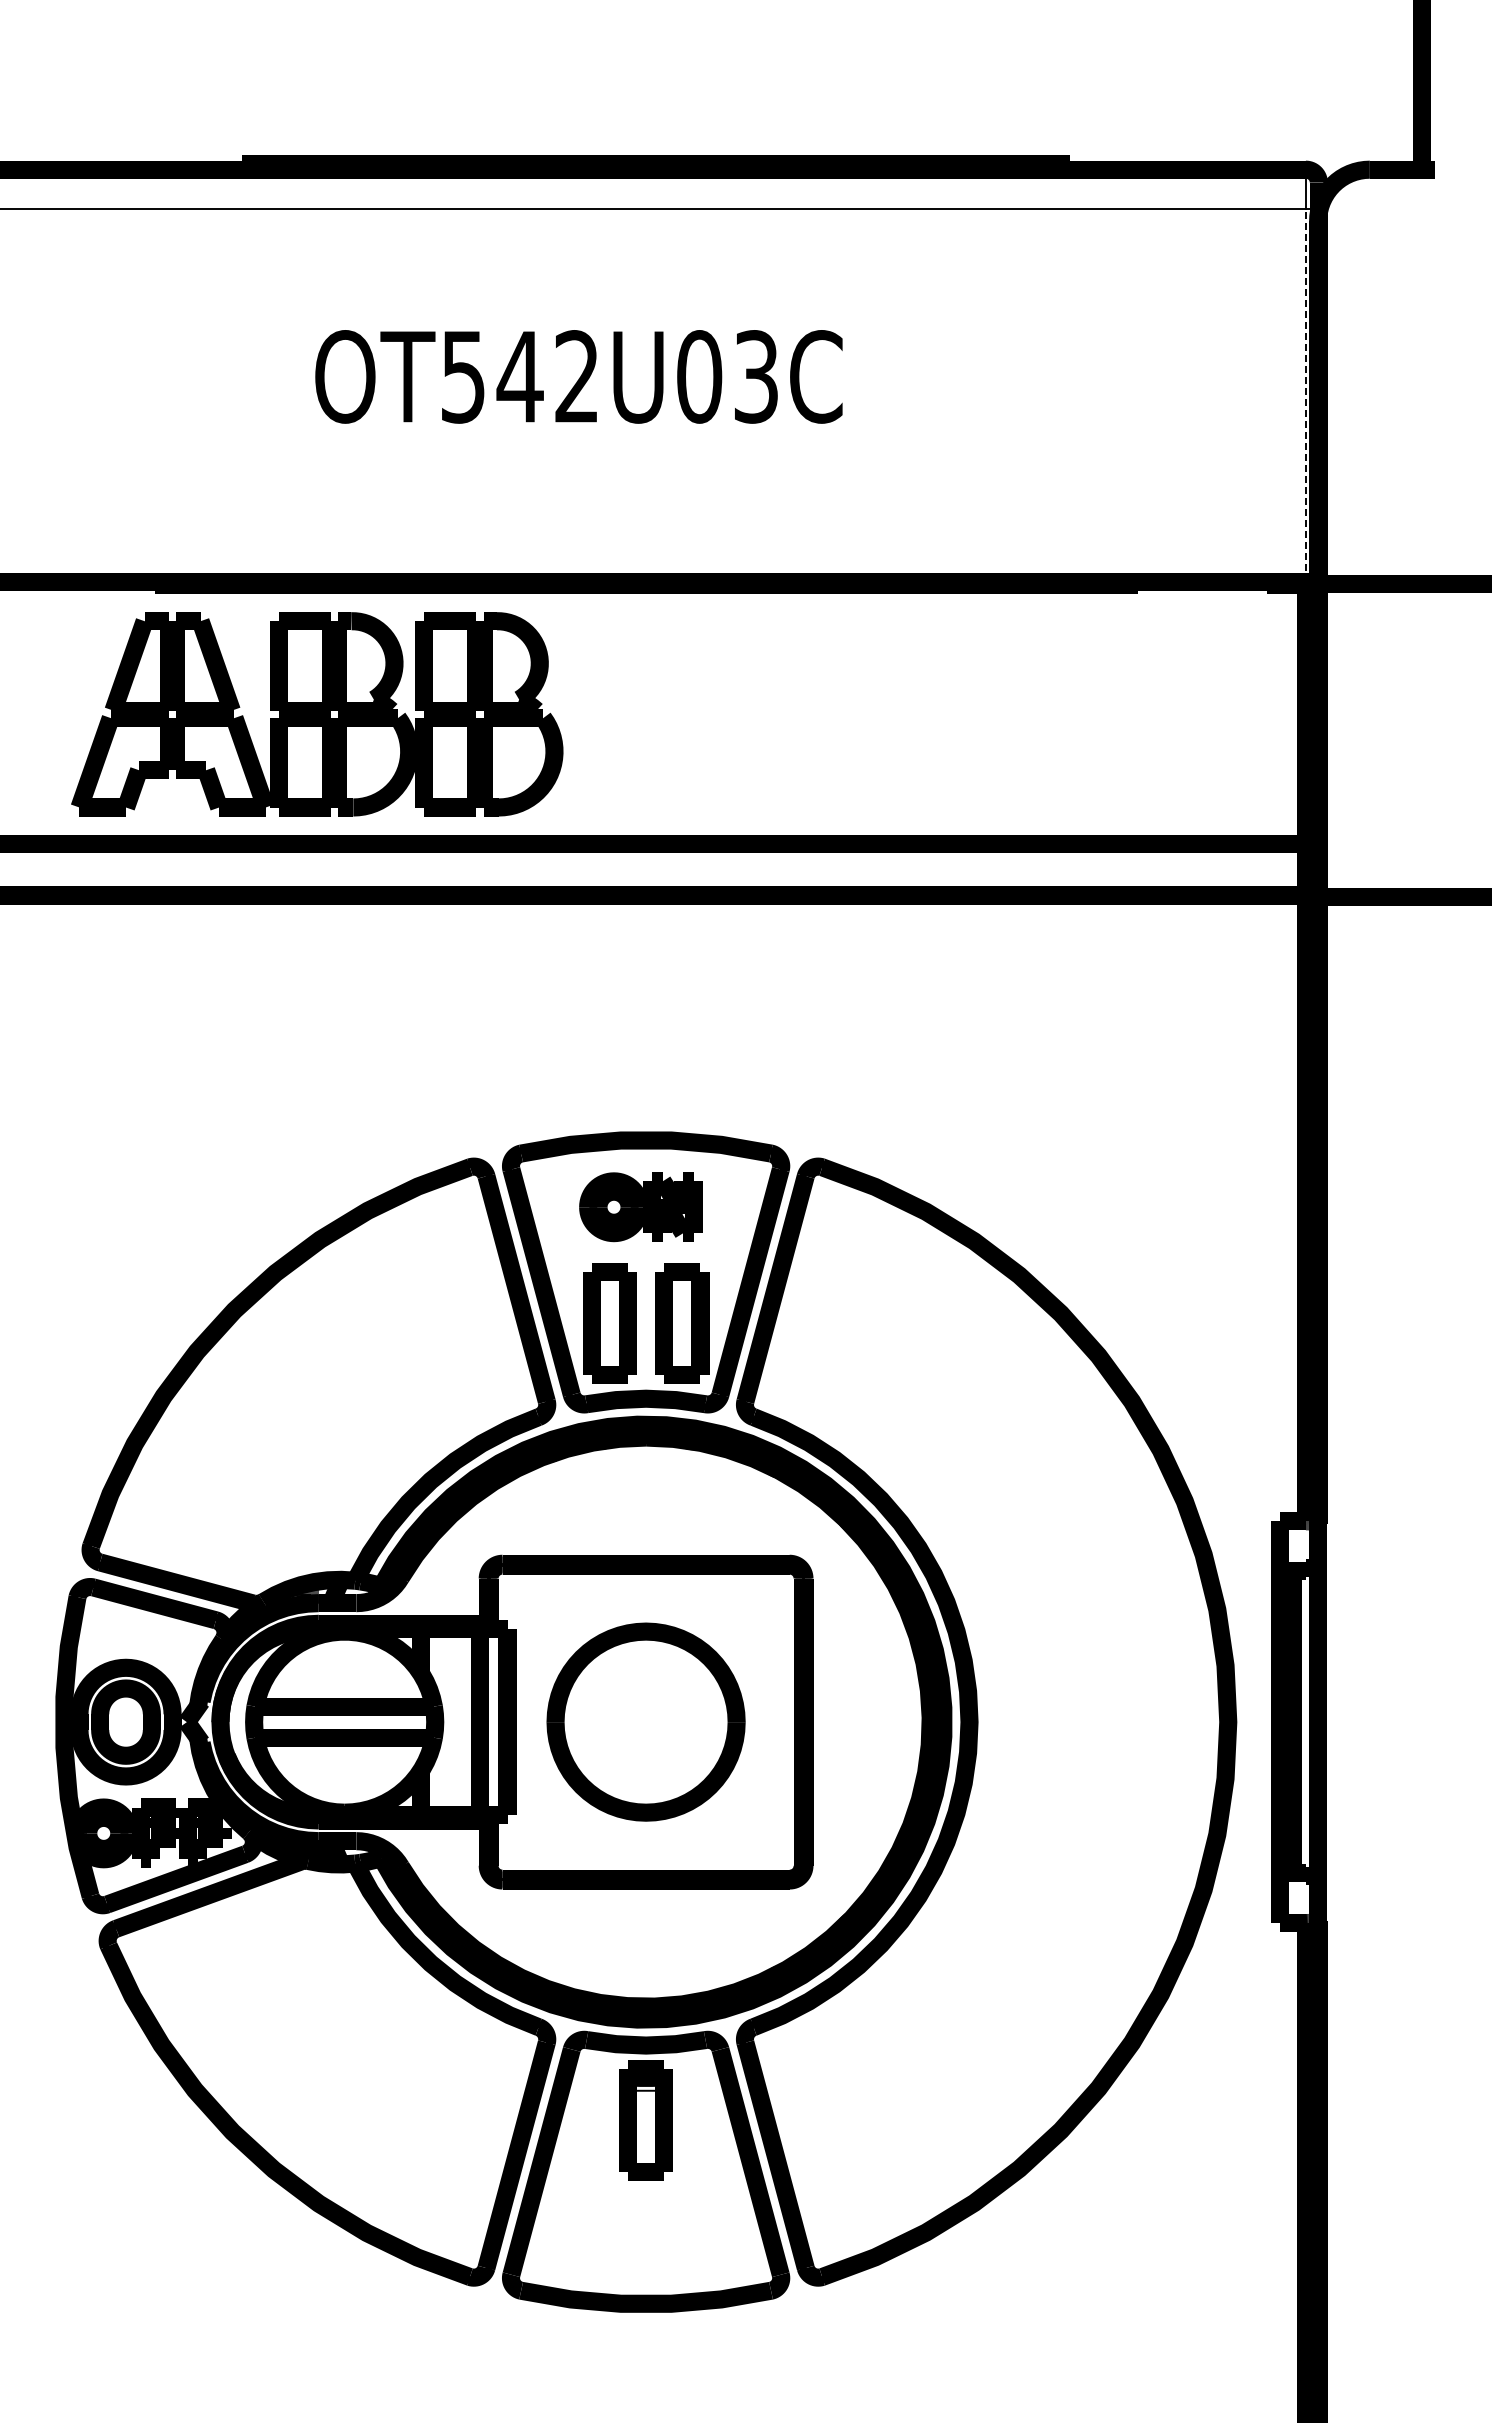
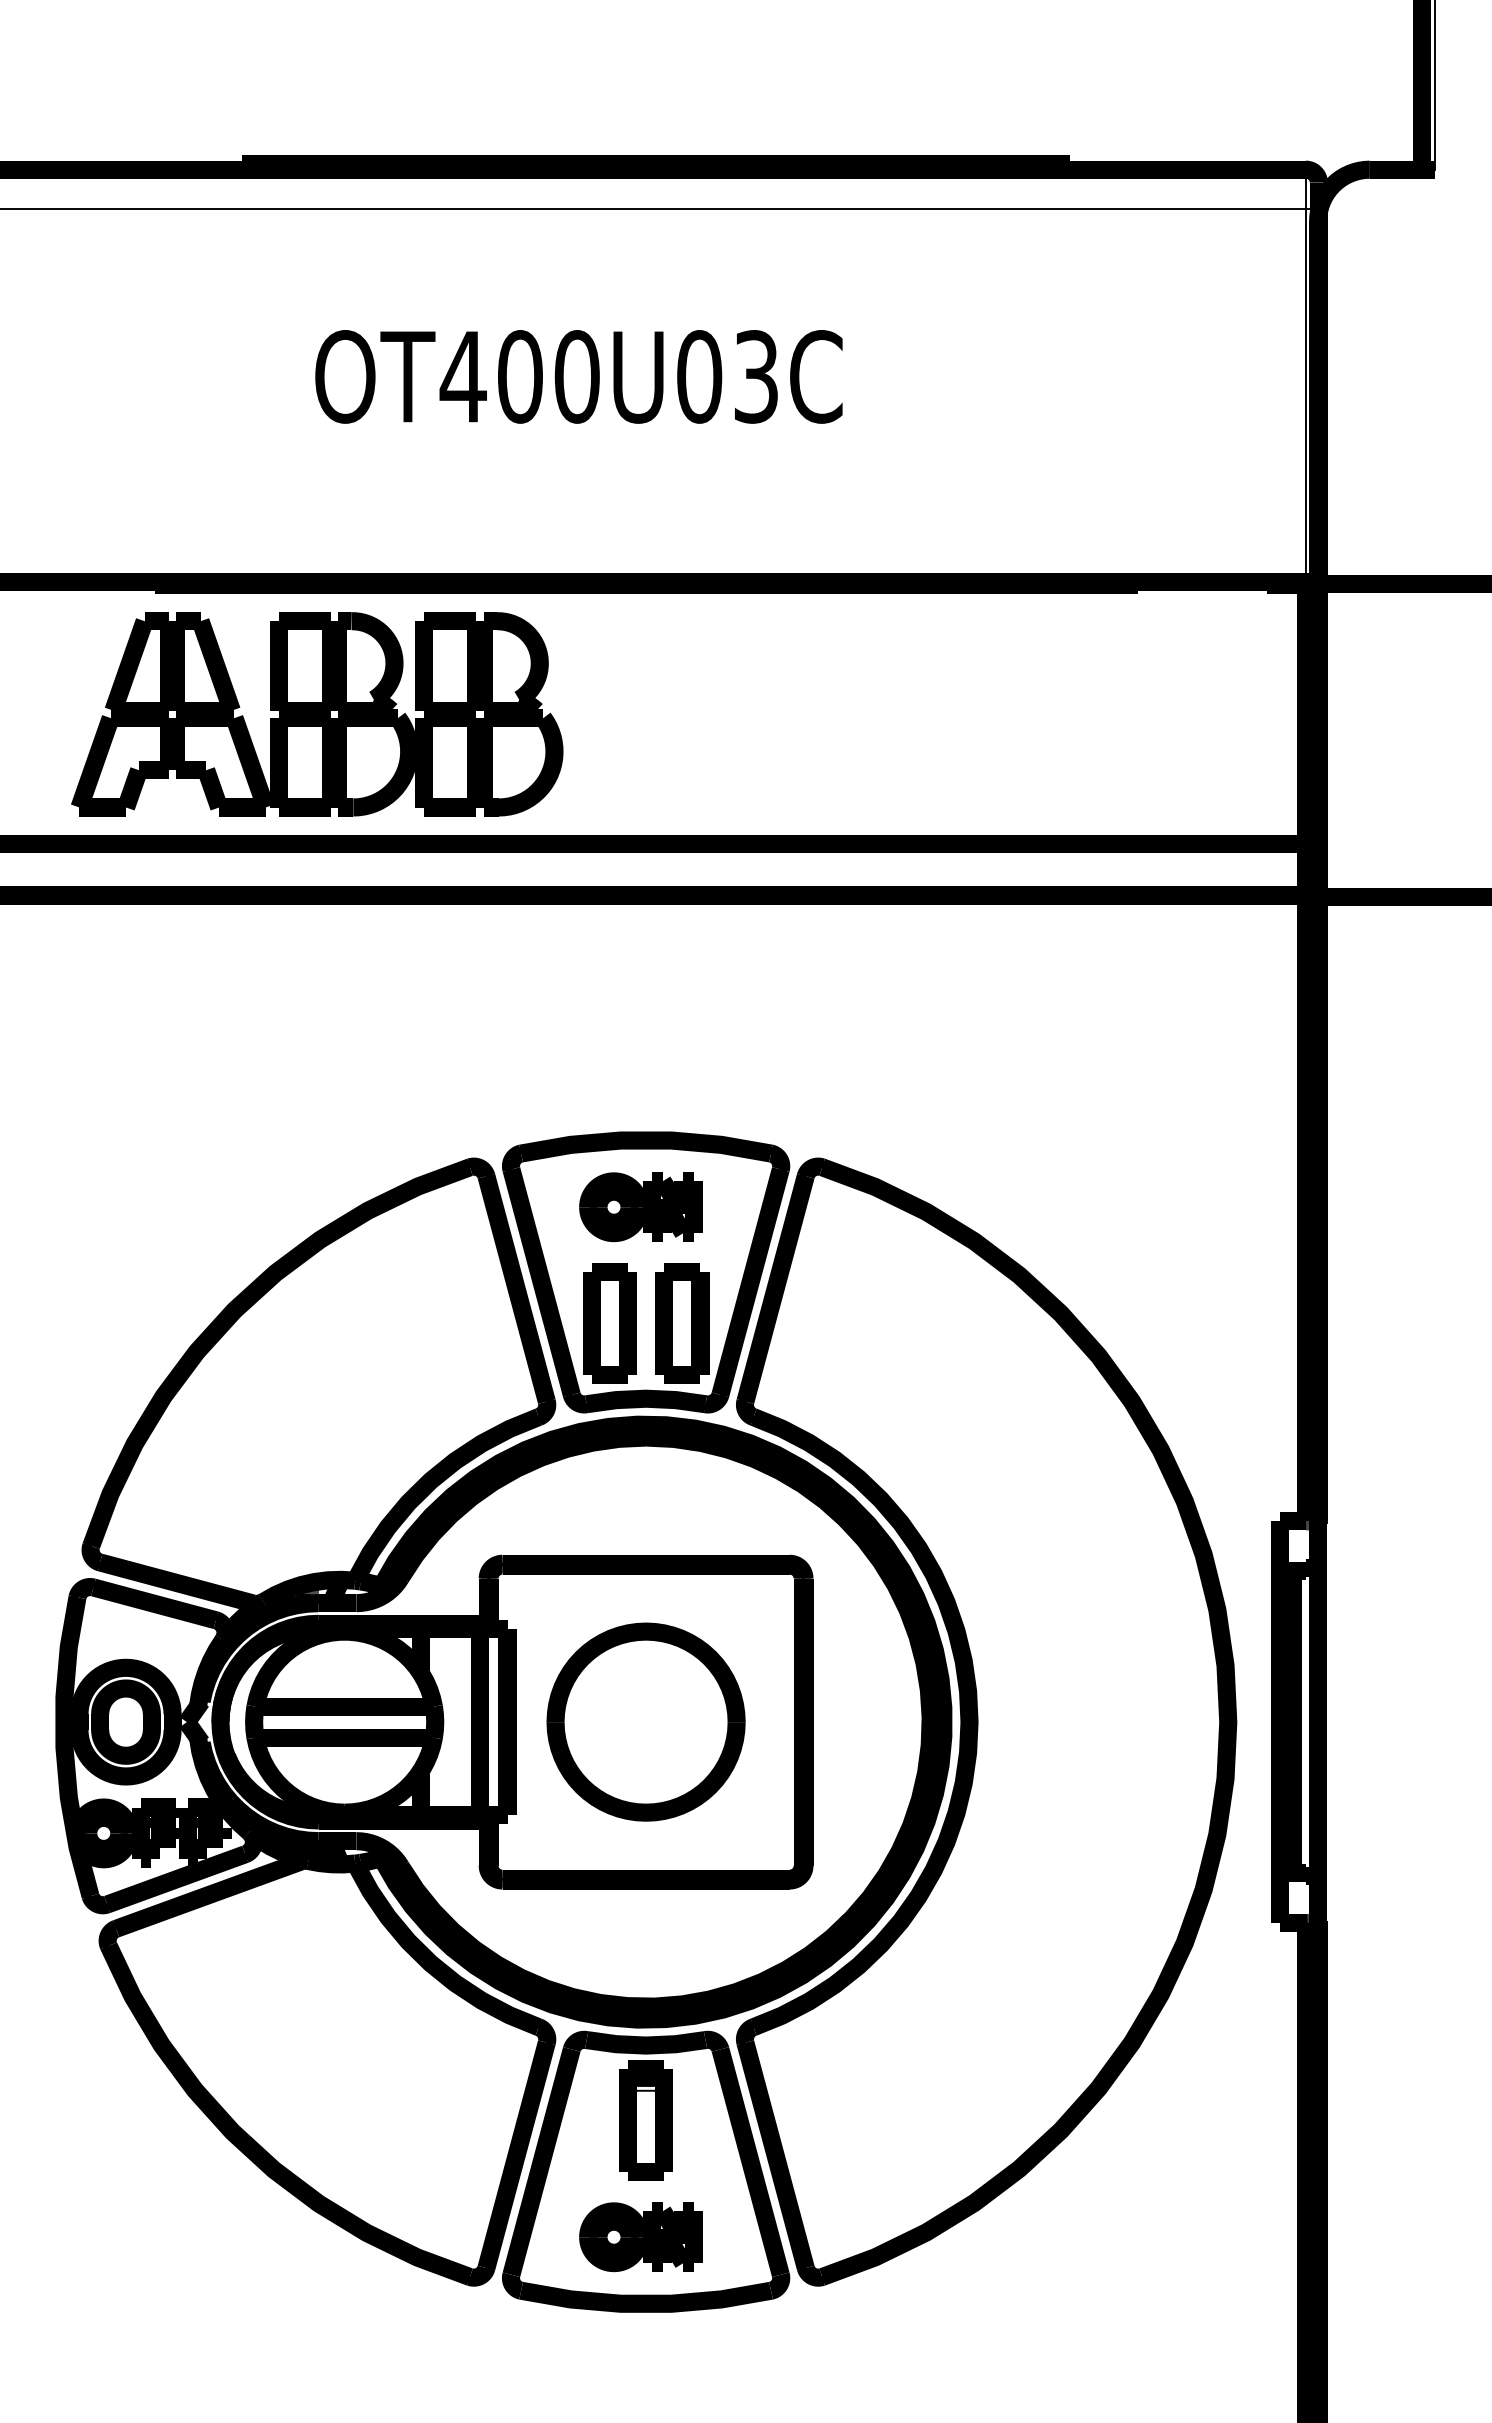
line: none -> present (1434, 85)
text: OT542U03C -> OT400U03C (519, 376)
line: dashed -> solid (1305, 395)
part: none -> present (640, 2237)
